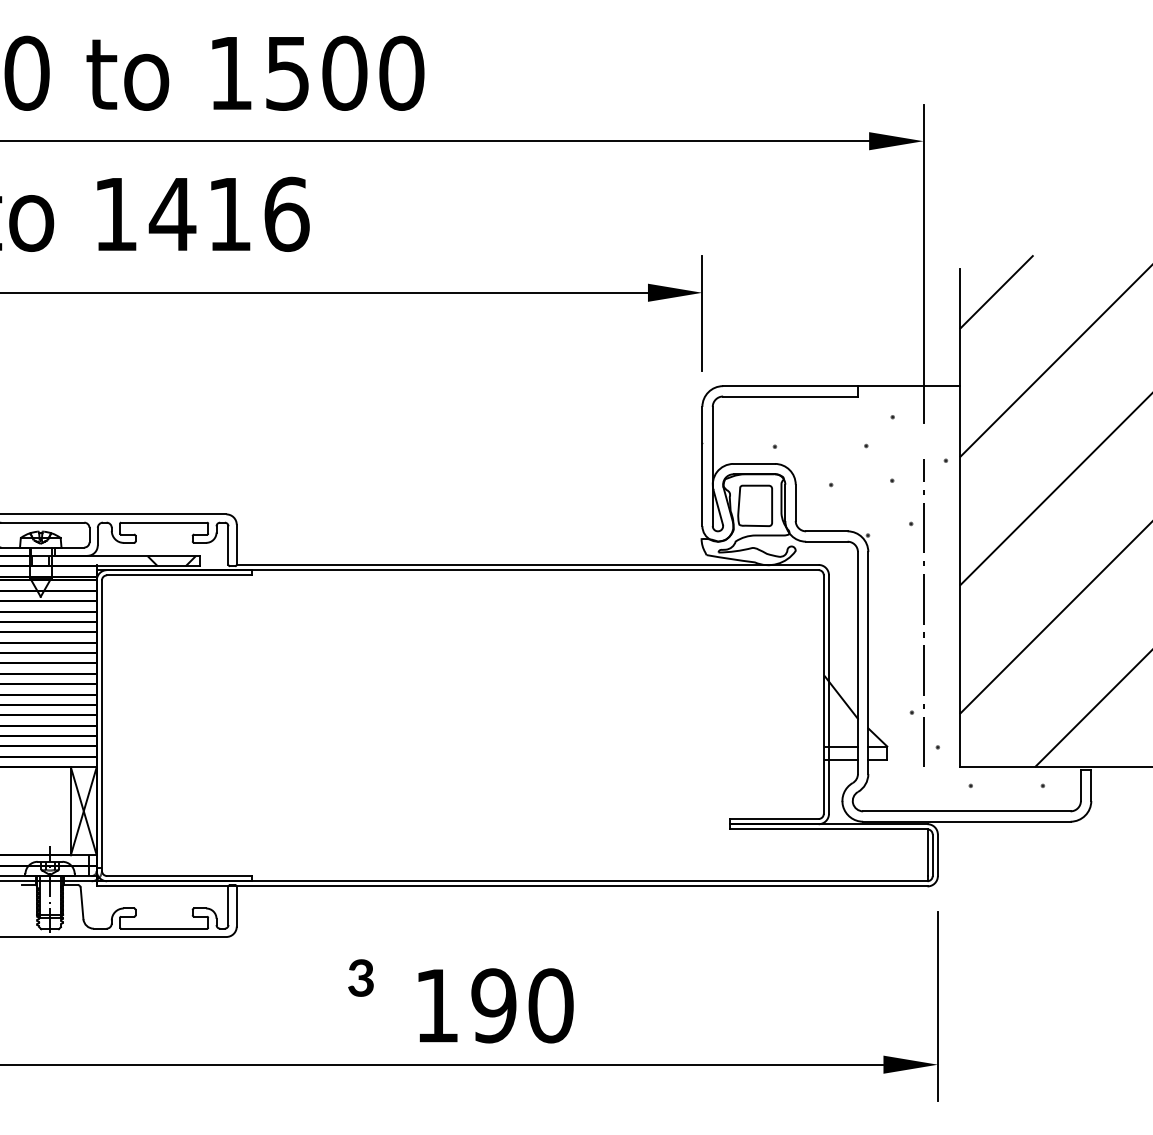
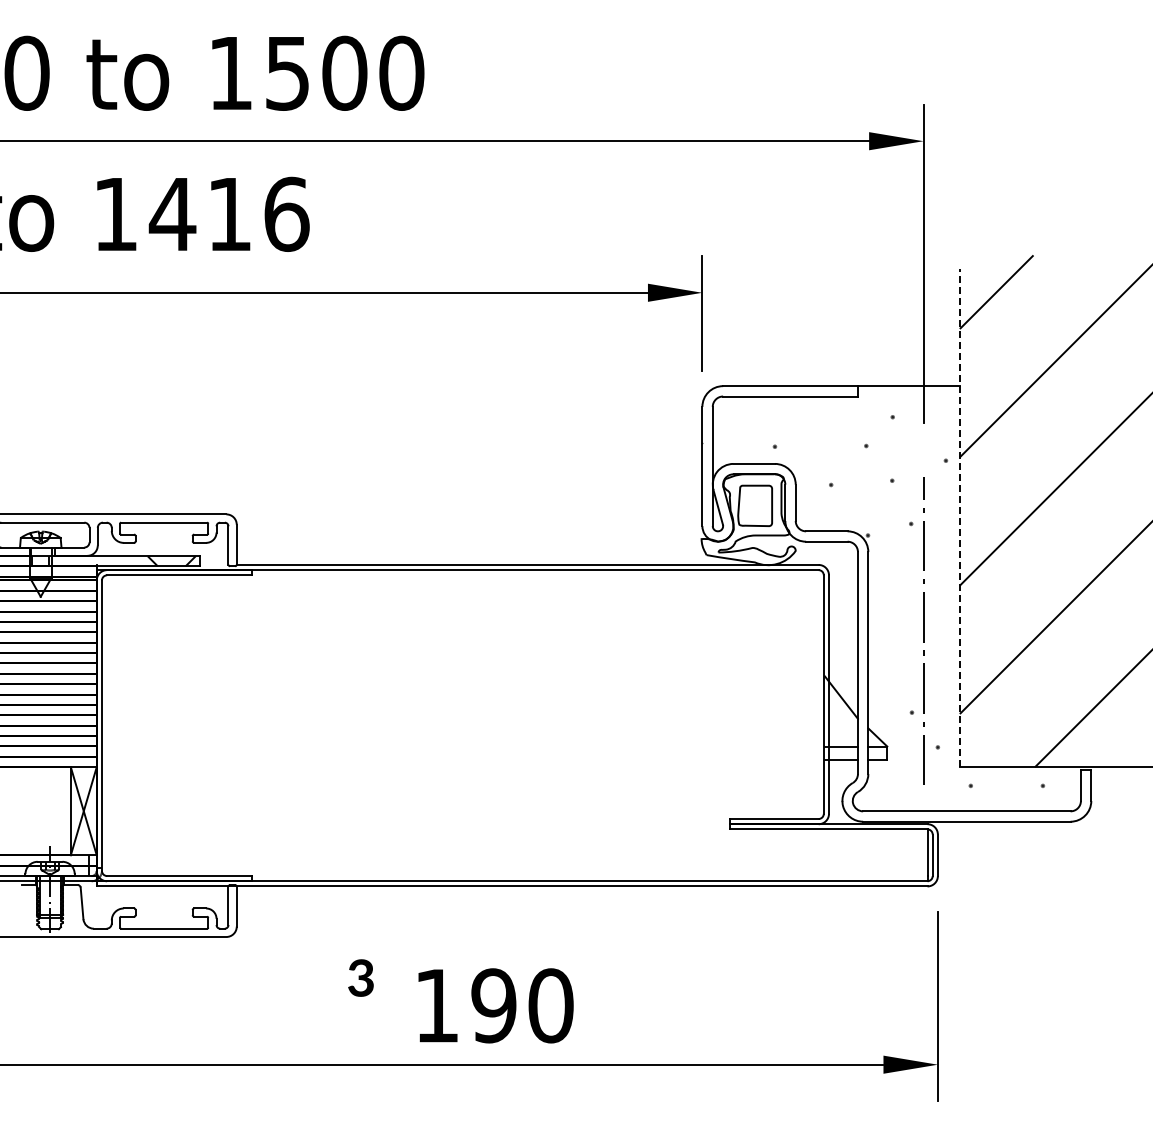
line: solid -> dashed (959, 518)
line position: (923, 612) -> (923, 630) (923, 630)
